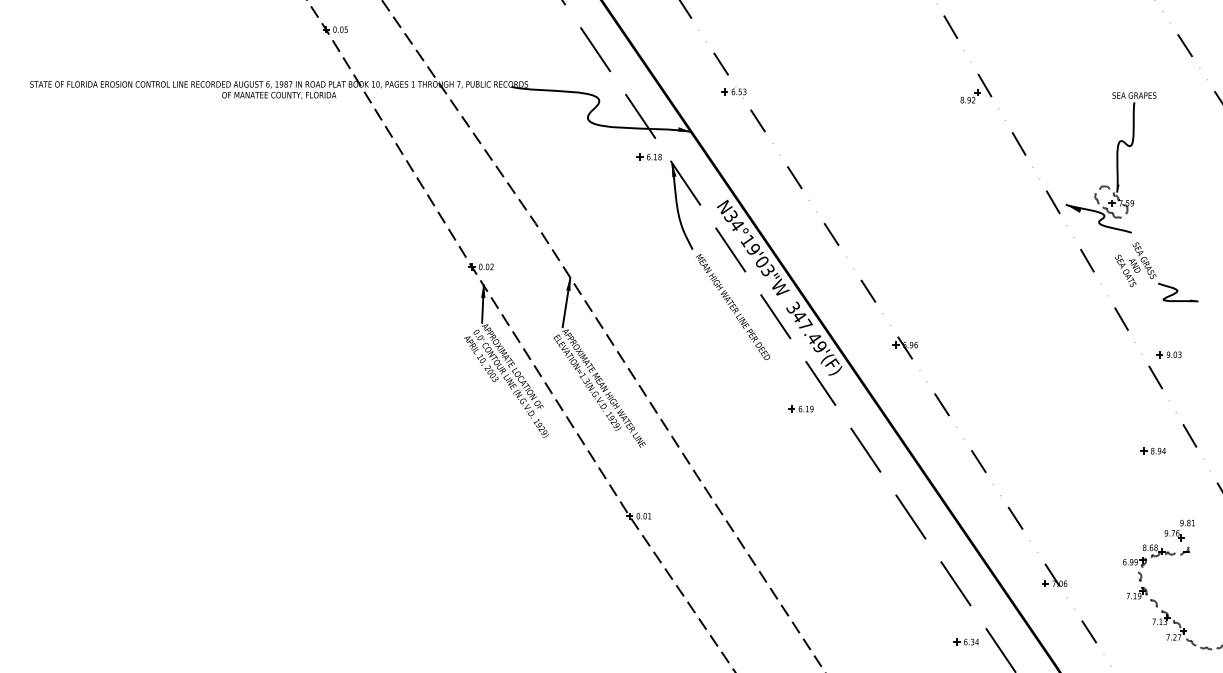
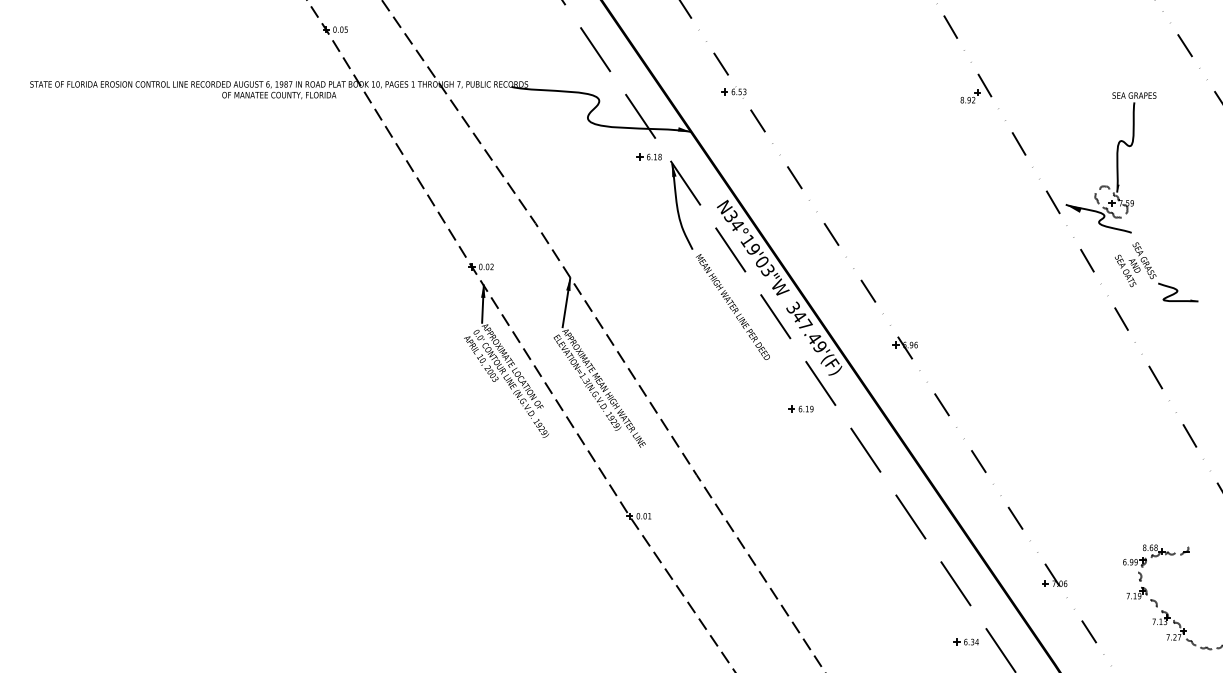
part: present -> none (1168, 354)
part: present -> none (1152, 450)
part: present -> none (1179, 530)
